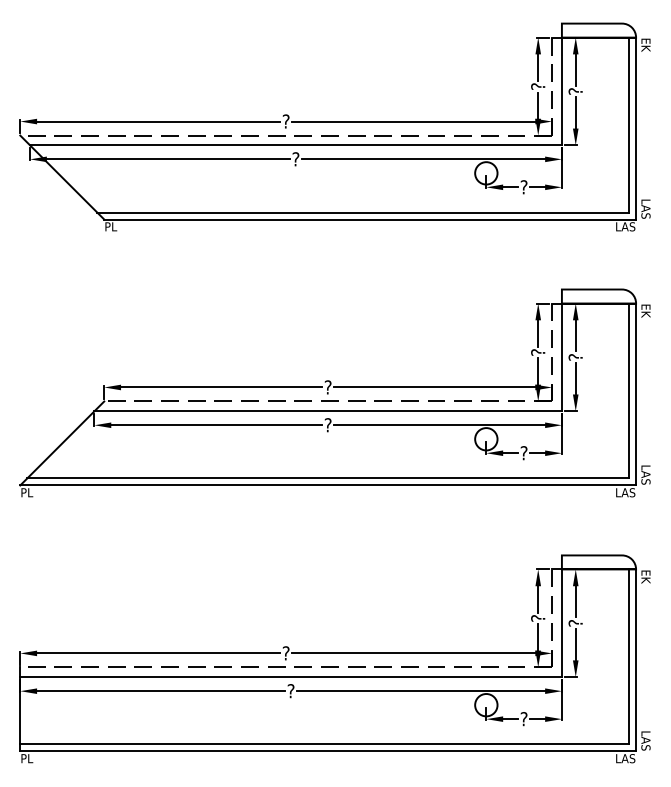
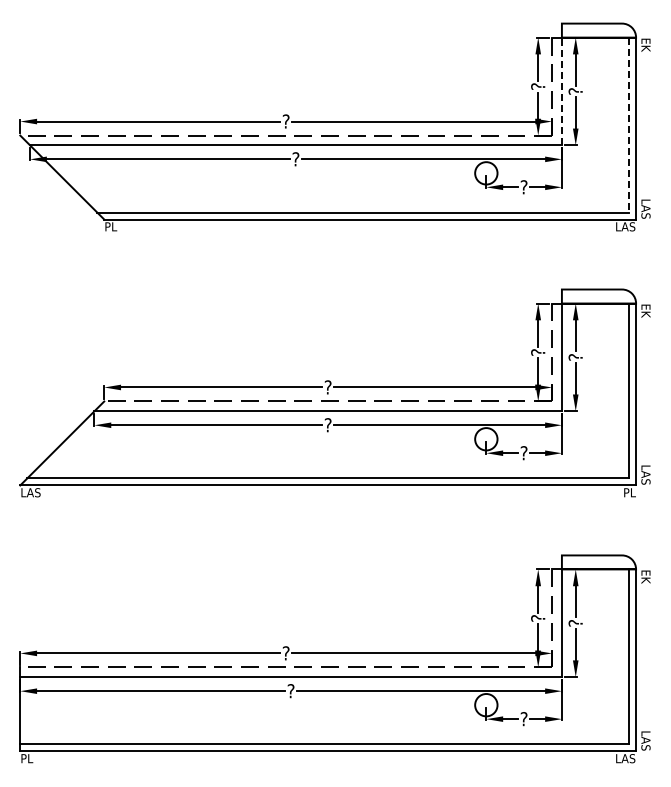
line: solid -> dashed (561, 91)
line: solid -> dashed (629, 125)
text: PL -> LAS (31, 492)
text: LAS -> PL (625, 492)
